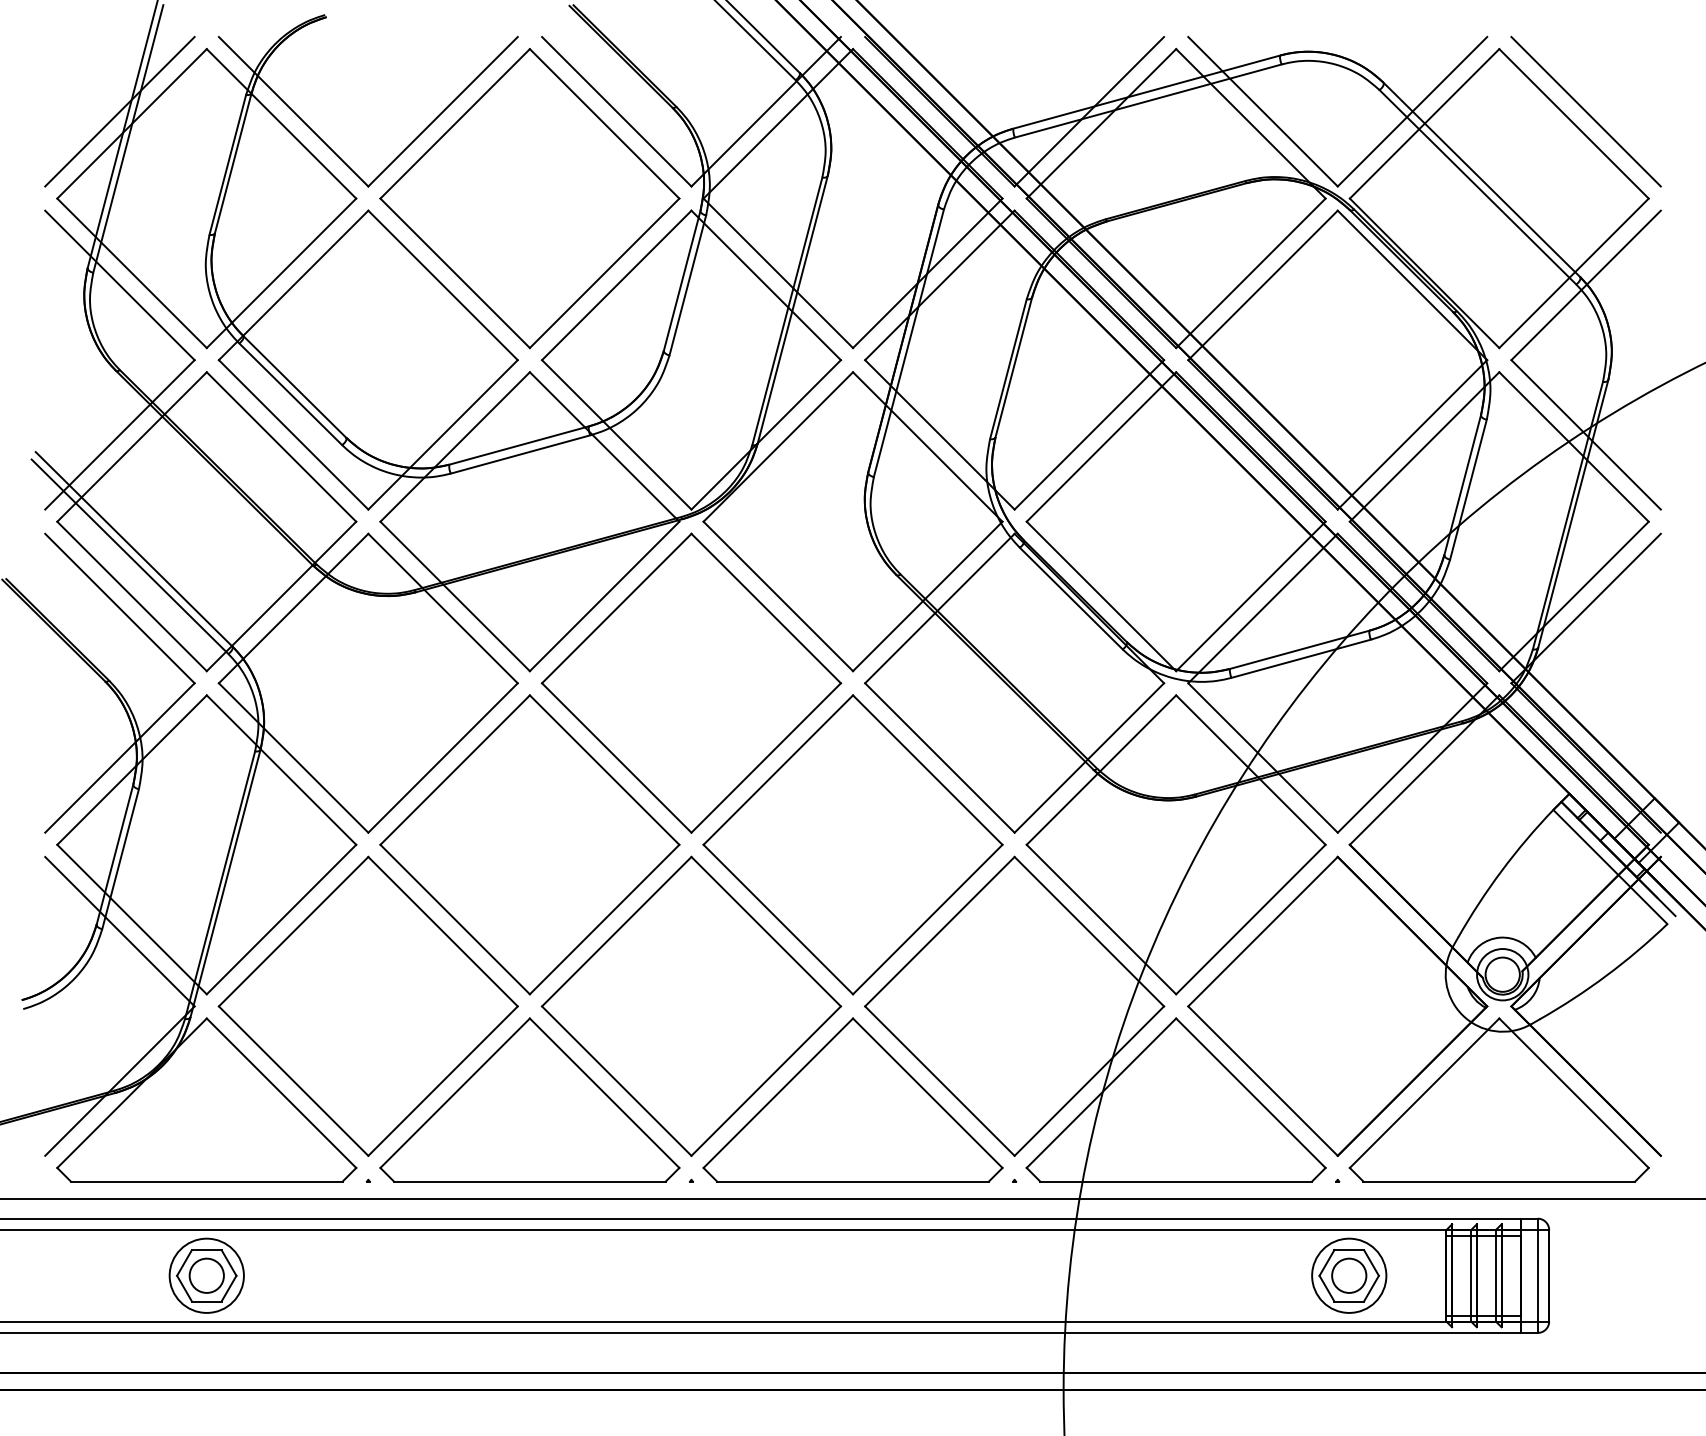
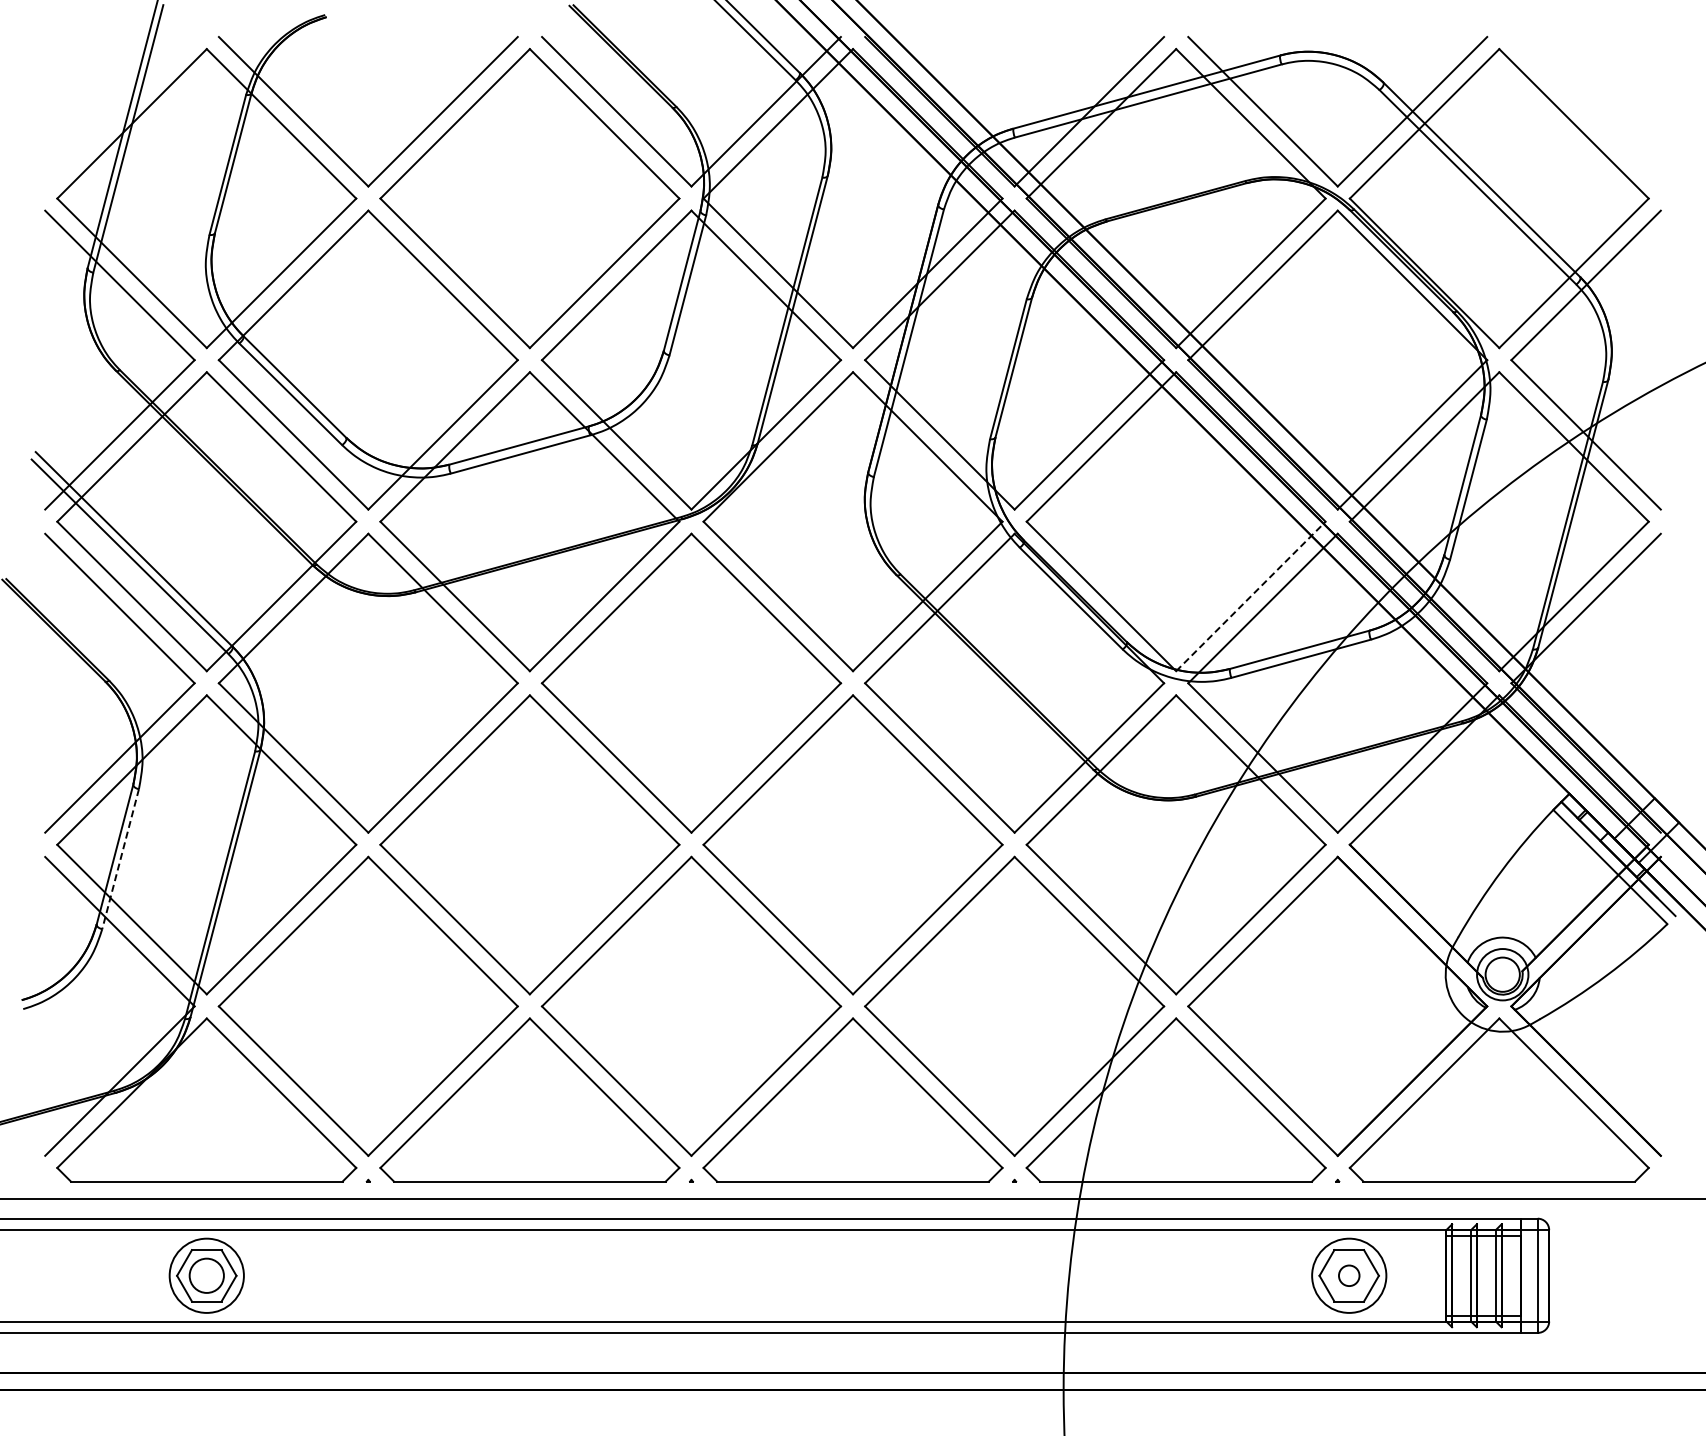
line: present -> none (119, 111)
line: present -> none (1585, 111)
line: solid -> dashed (1250, 596)
line: solid -> dashed (120, 859)
circle diameter: 34 px -> 21 px (1348, 1275)
